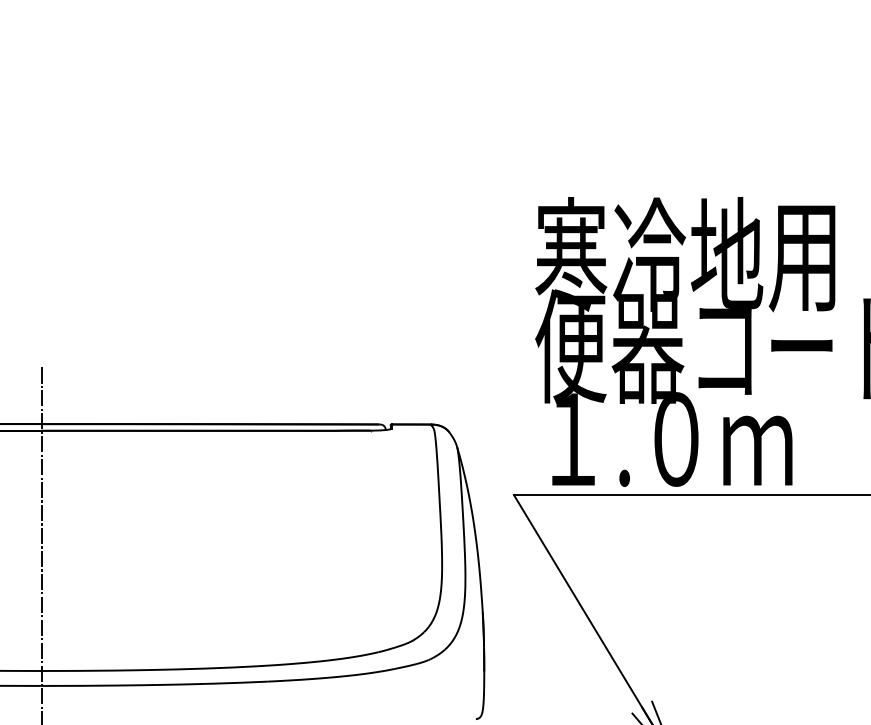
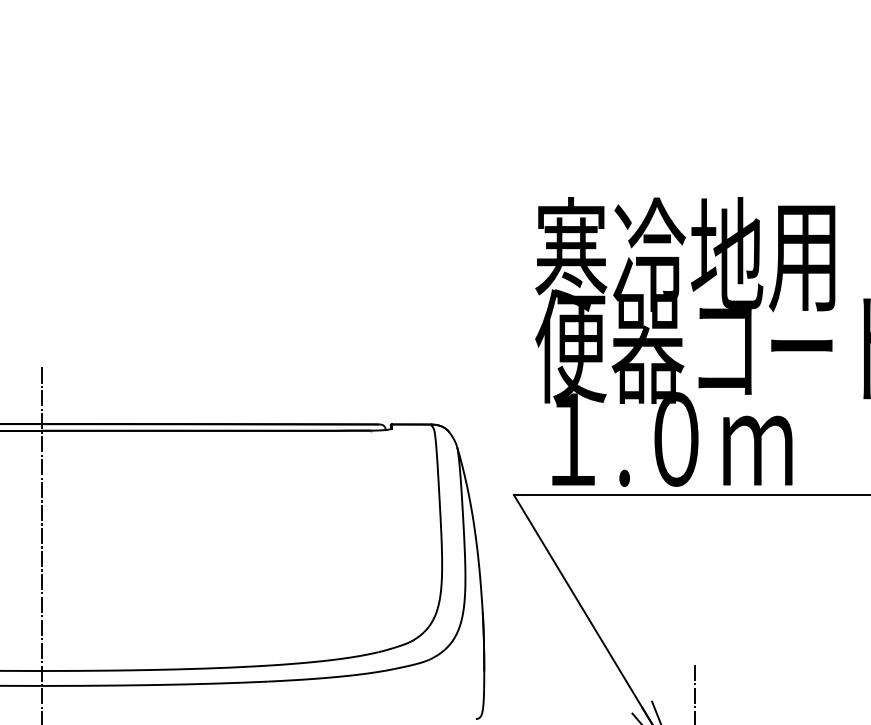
line: none -> present (695, 692)
